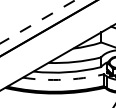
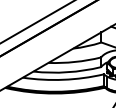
line: dashed -> solid (37, 22)
arc: dashed -> solid (63, 79)
